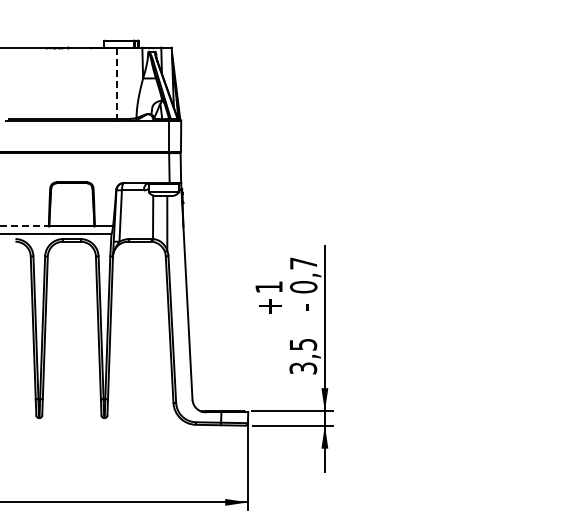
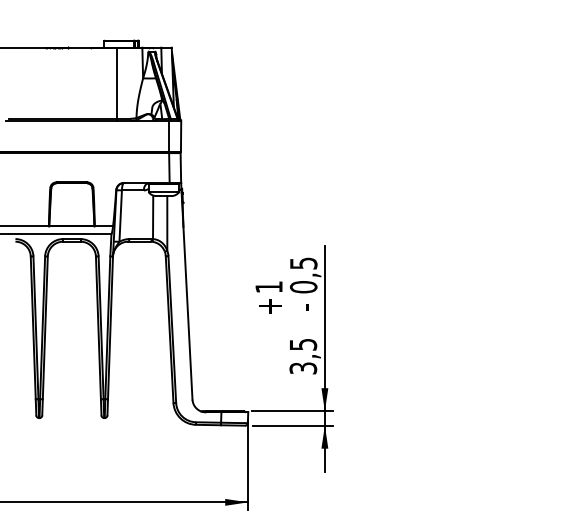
line: dashed -> solid (117, 83)
line: dashed -> solid (25, 226)
text: 0,7 -> 0,5 (303, 263)
